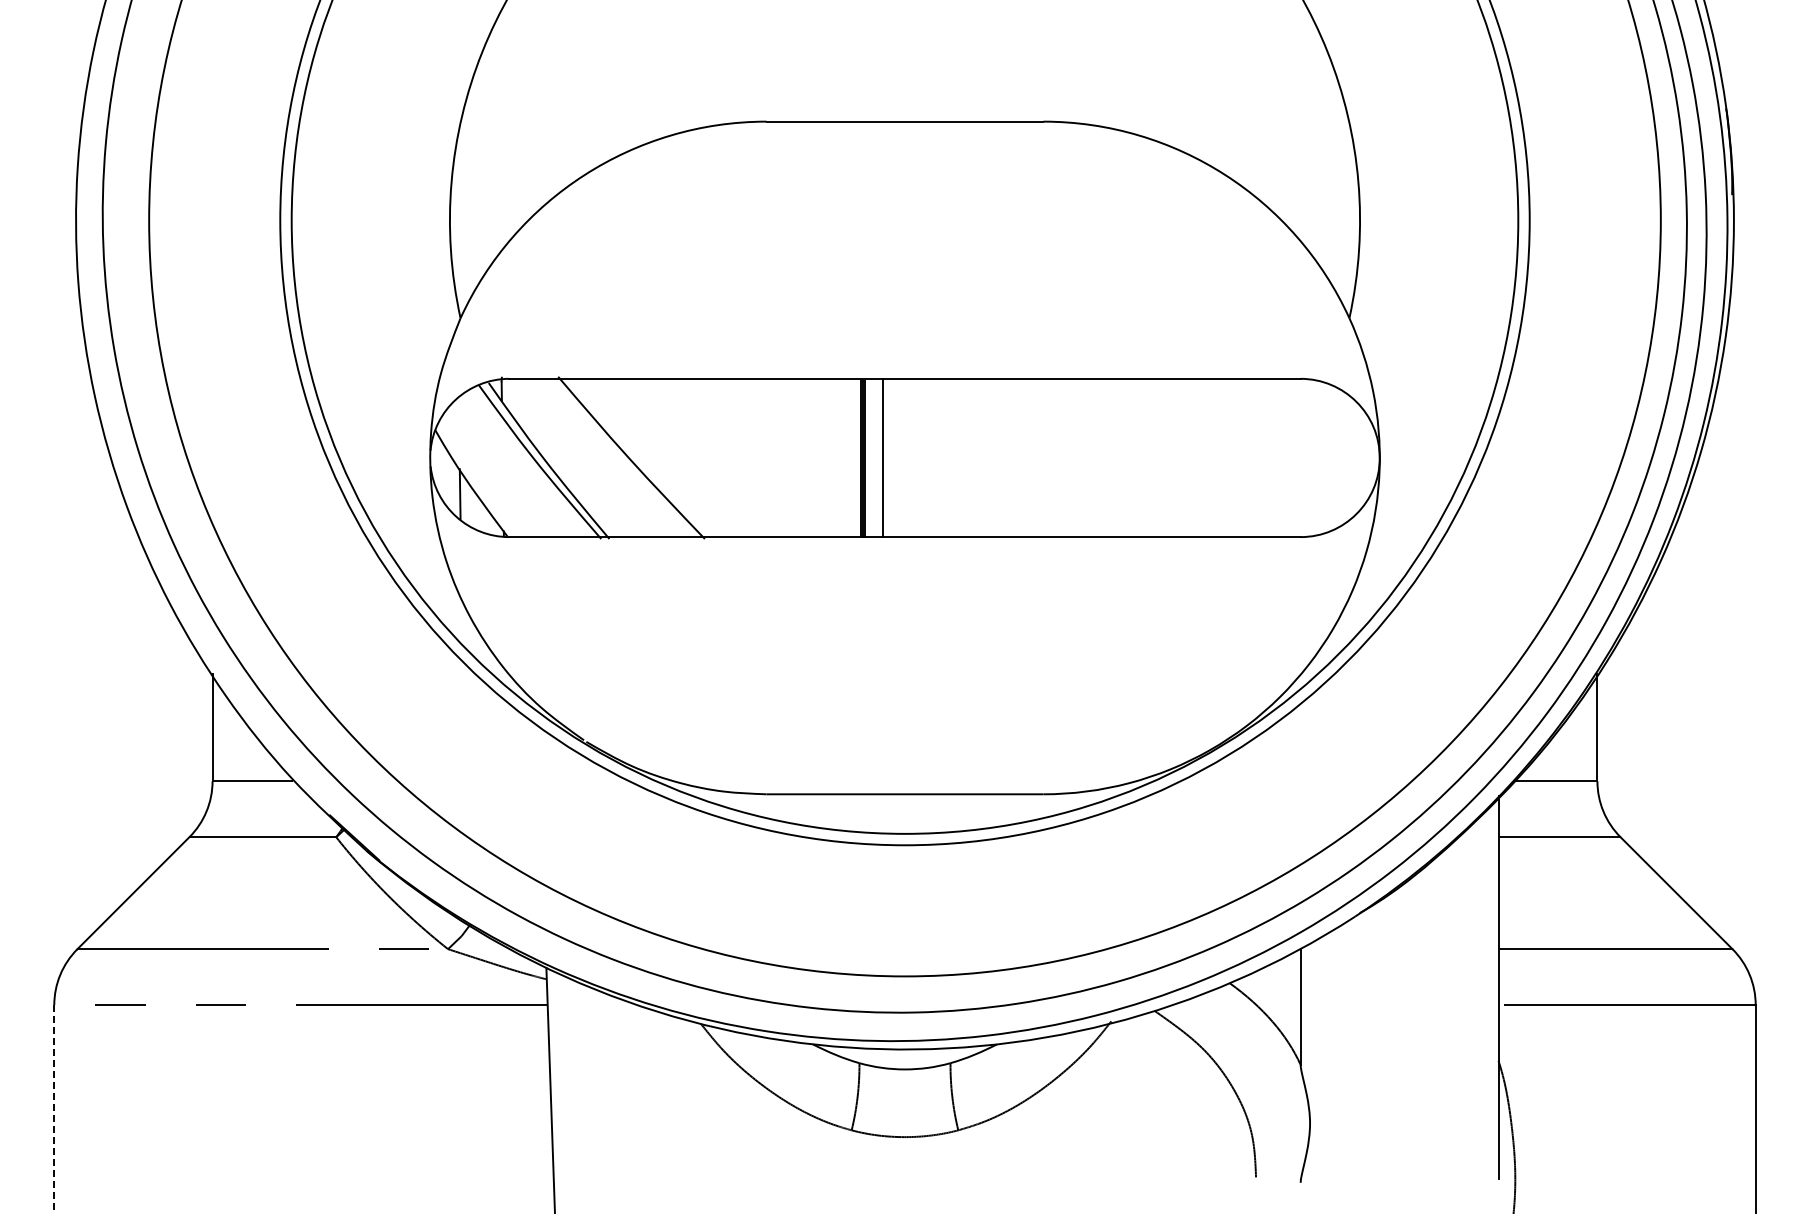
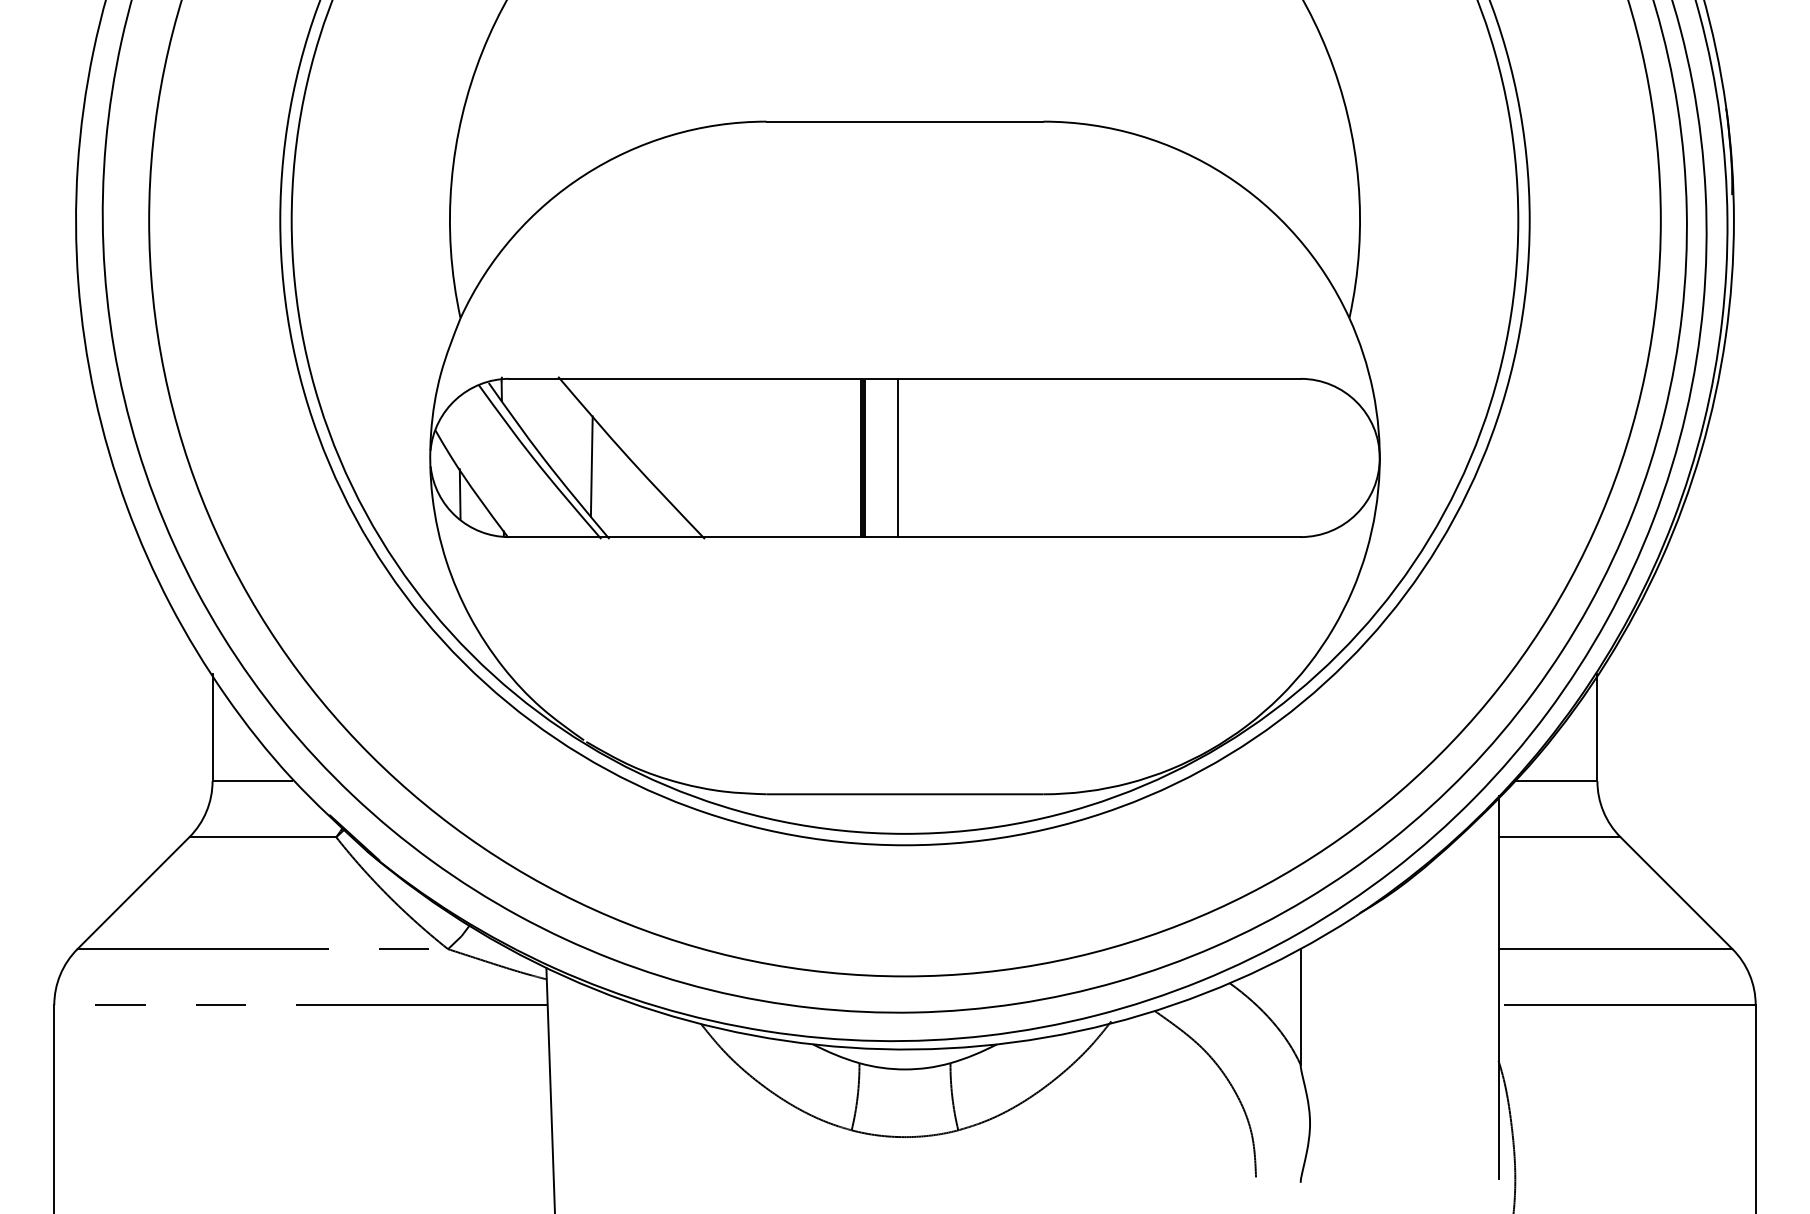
line position: (883, 457) -> (898, 457) (898, 457)
line: none -> present (591, 466)
line: dashed -> solid (54, 1109)
